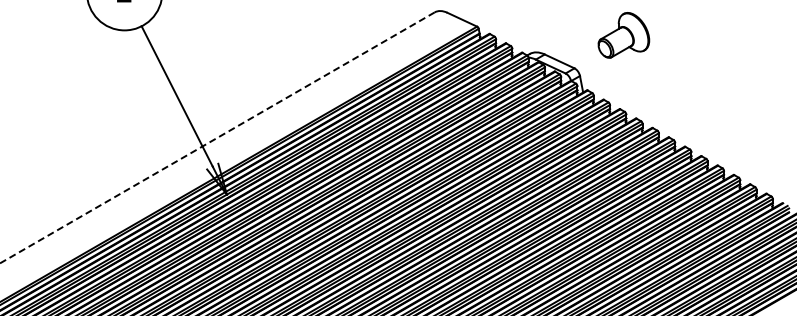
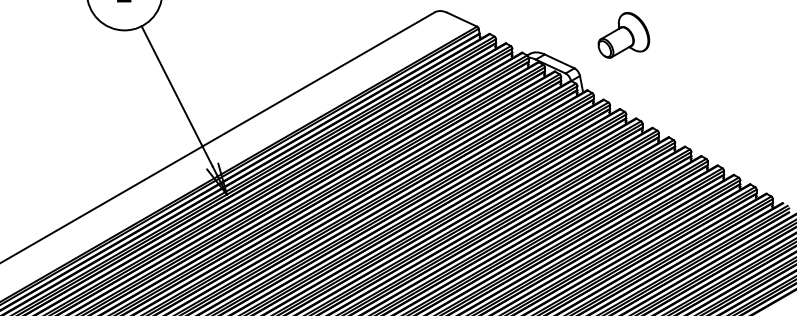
line: dashed -> solid (217, 137)
